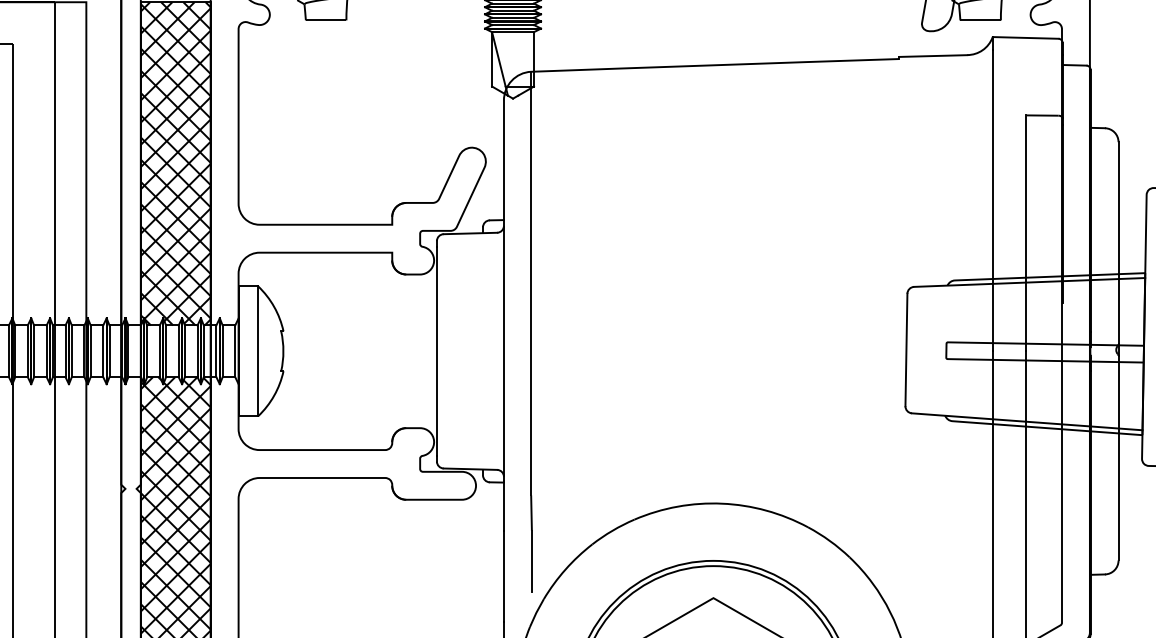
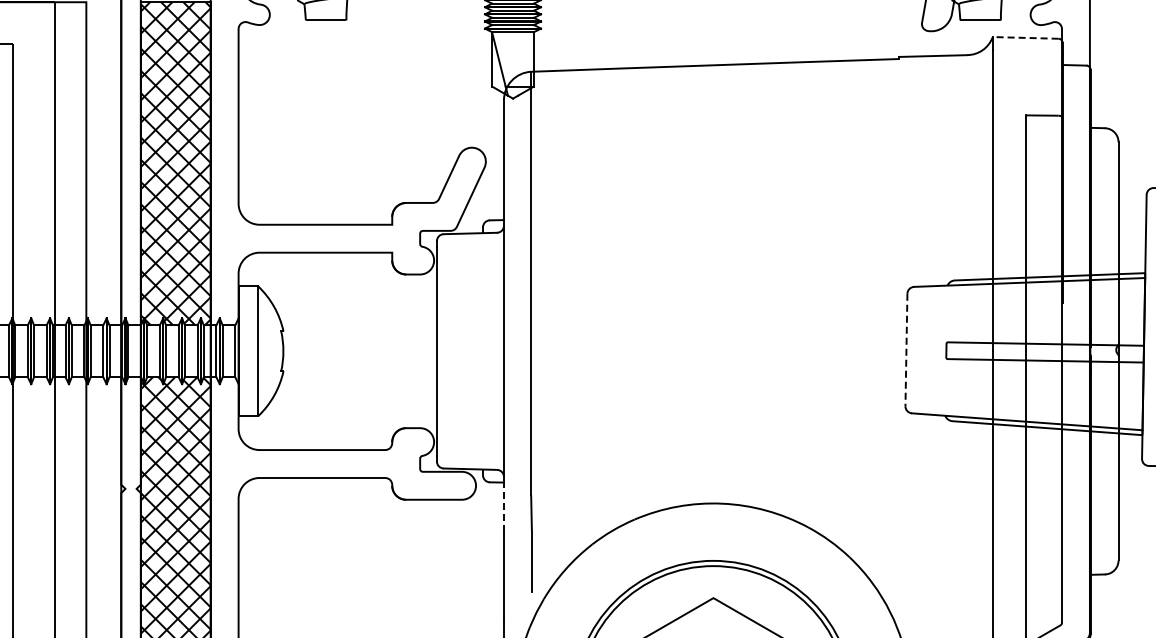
line: solid -> dashed (1025, 37)
line: solid -> dashed (906, 350)
line: solid -> dashed (503, 505)
